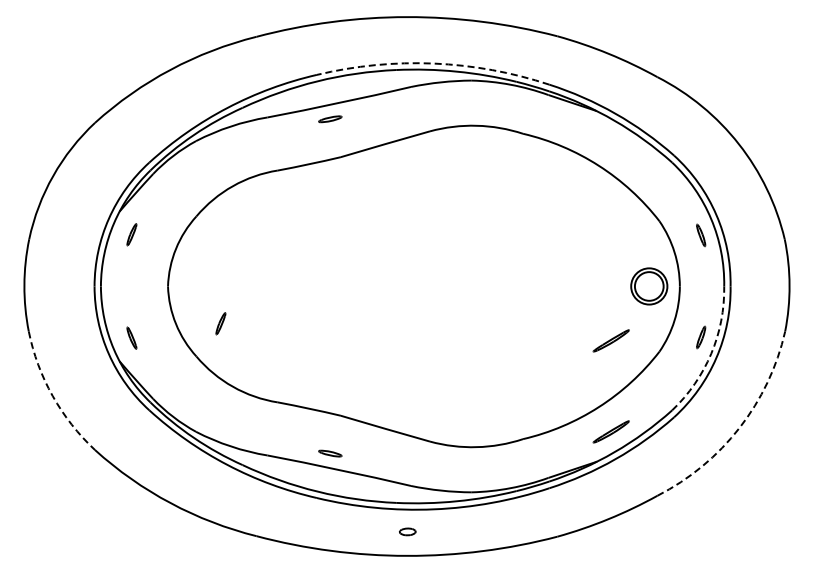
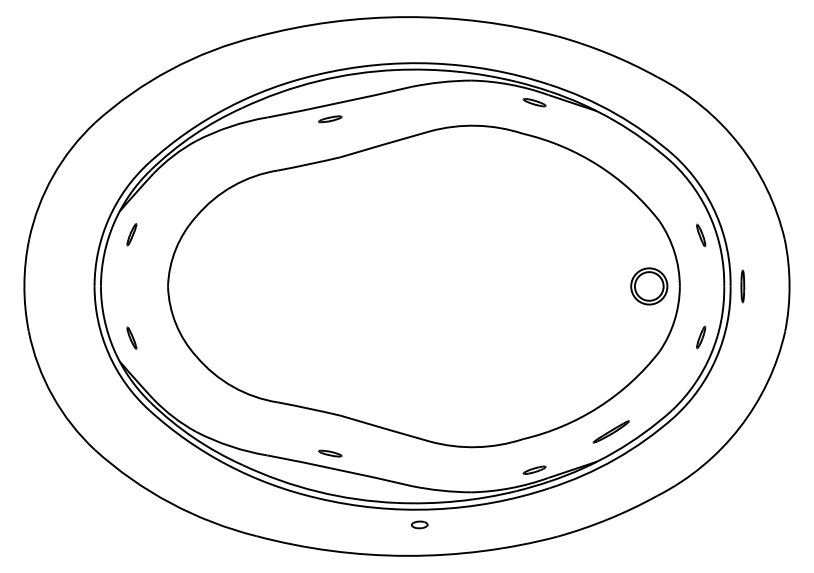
arc: dashed -> solid (433, 63)
part: none -> present (534, 102)
part: none -> present (742, 286)
part: present -> none (220, 323)
part: present -> none (610, 340)
arc: dashed -> solid (711, 353)
arc: dashed -> solid (52, 396)
arc: dashed -> solid (739, 427)
part: none -> present (534, 469)
part position: (407, 531) -> (419, 524) (419, 524)
